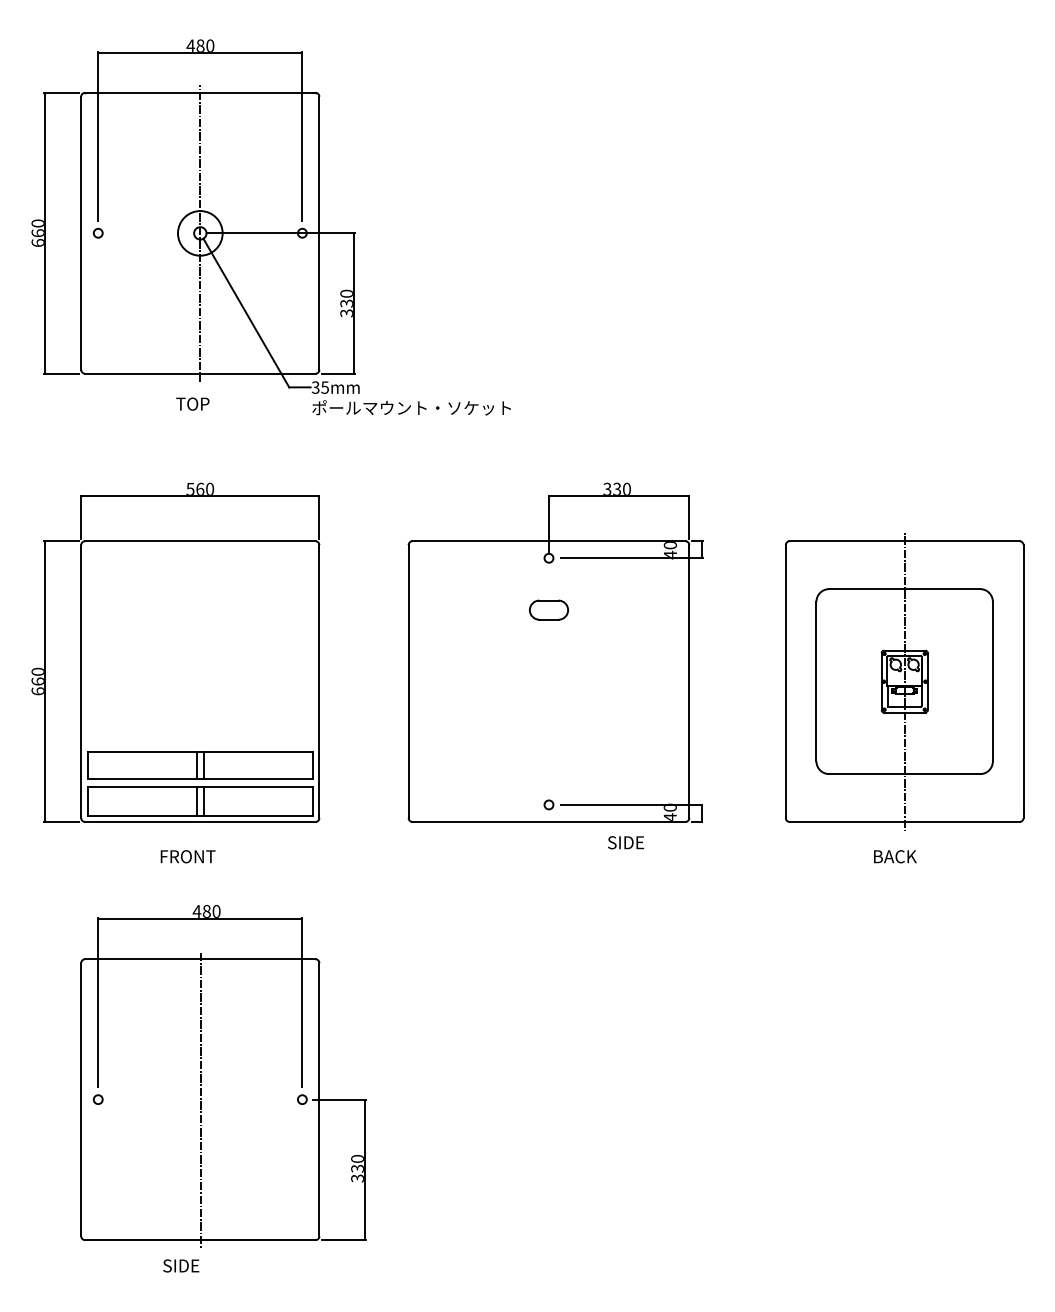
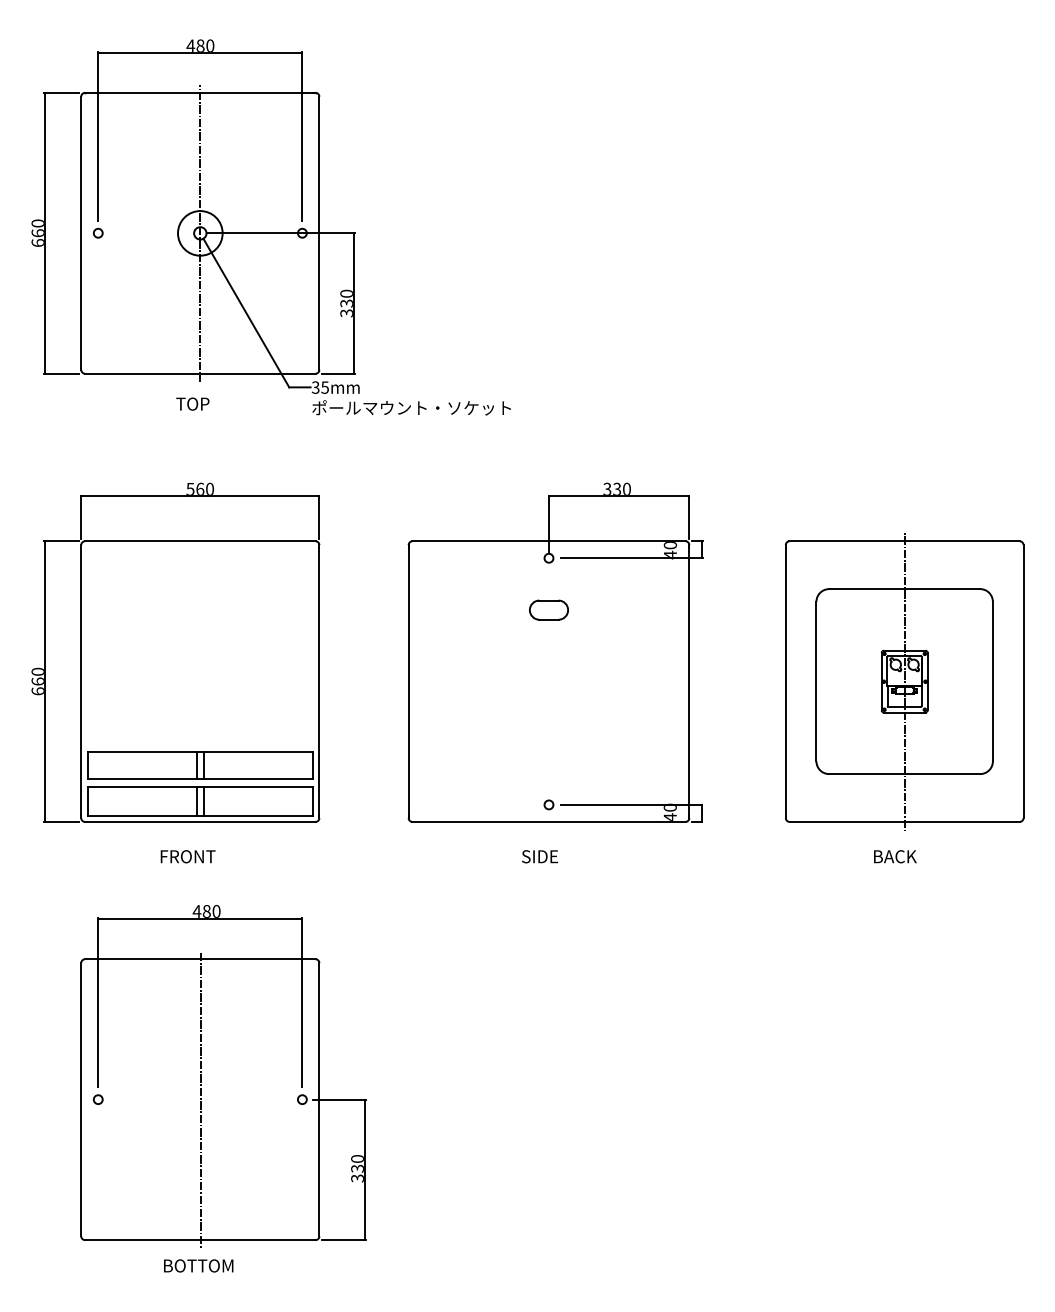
text position: (625, 842) -> (539, 856) (539, 856)
text: SIDE -> BOTTOM (198, 1265)
